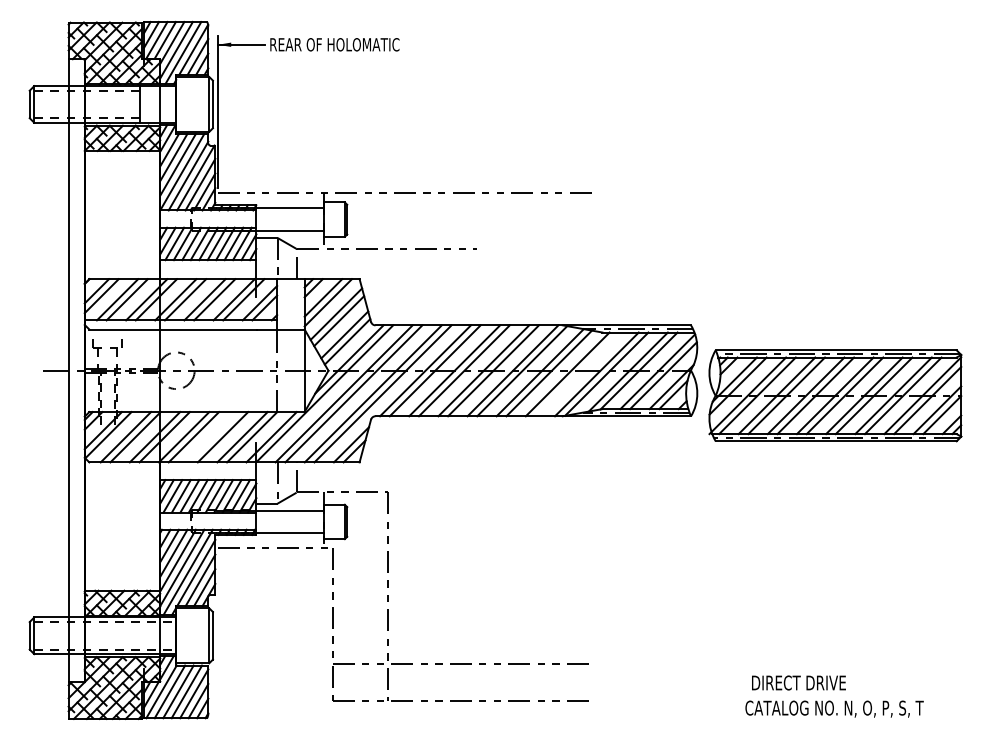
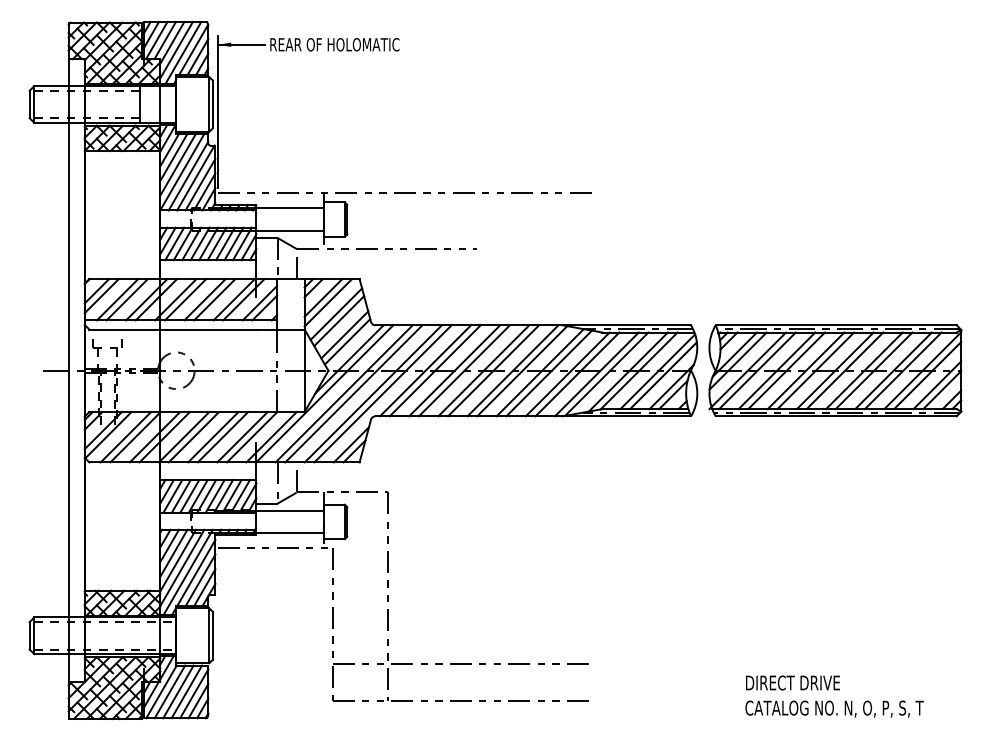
line: none -> present (577, 374)
part position: (835, 395) -> (835, 370) (835, 370)
line: none -> present (213, 437)
text position: (798, 682) -> (792, 682) (792, 682)
